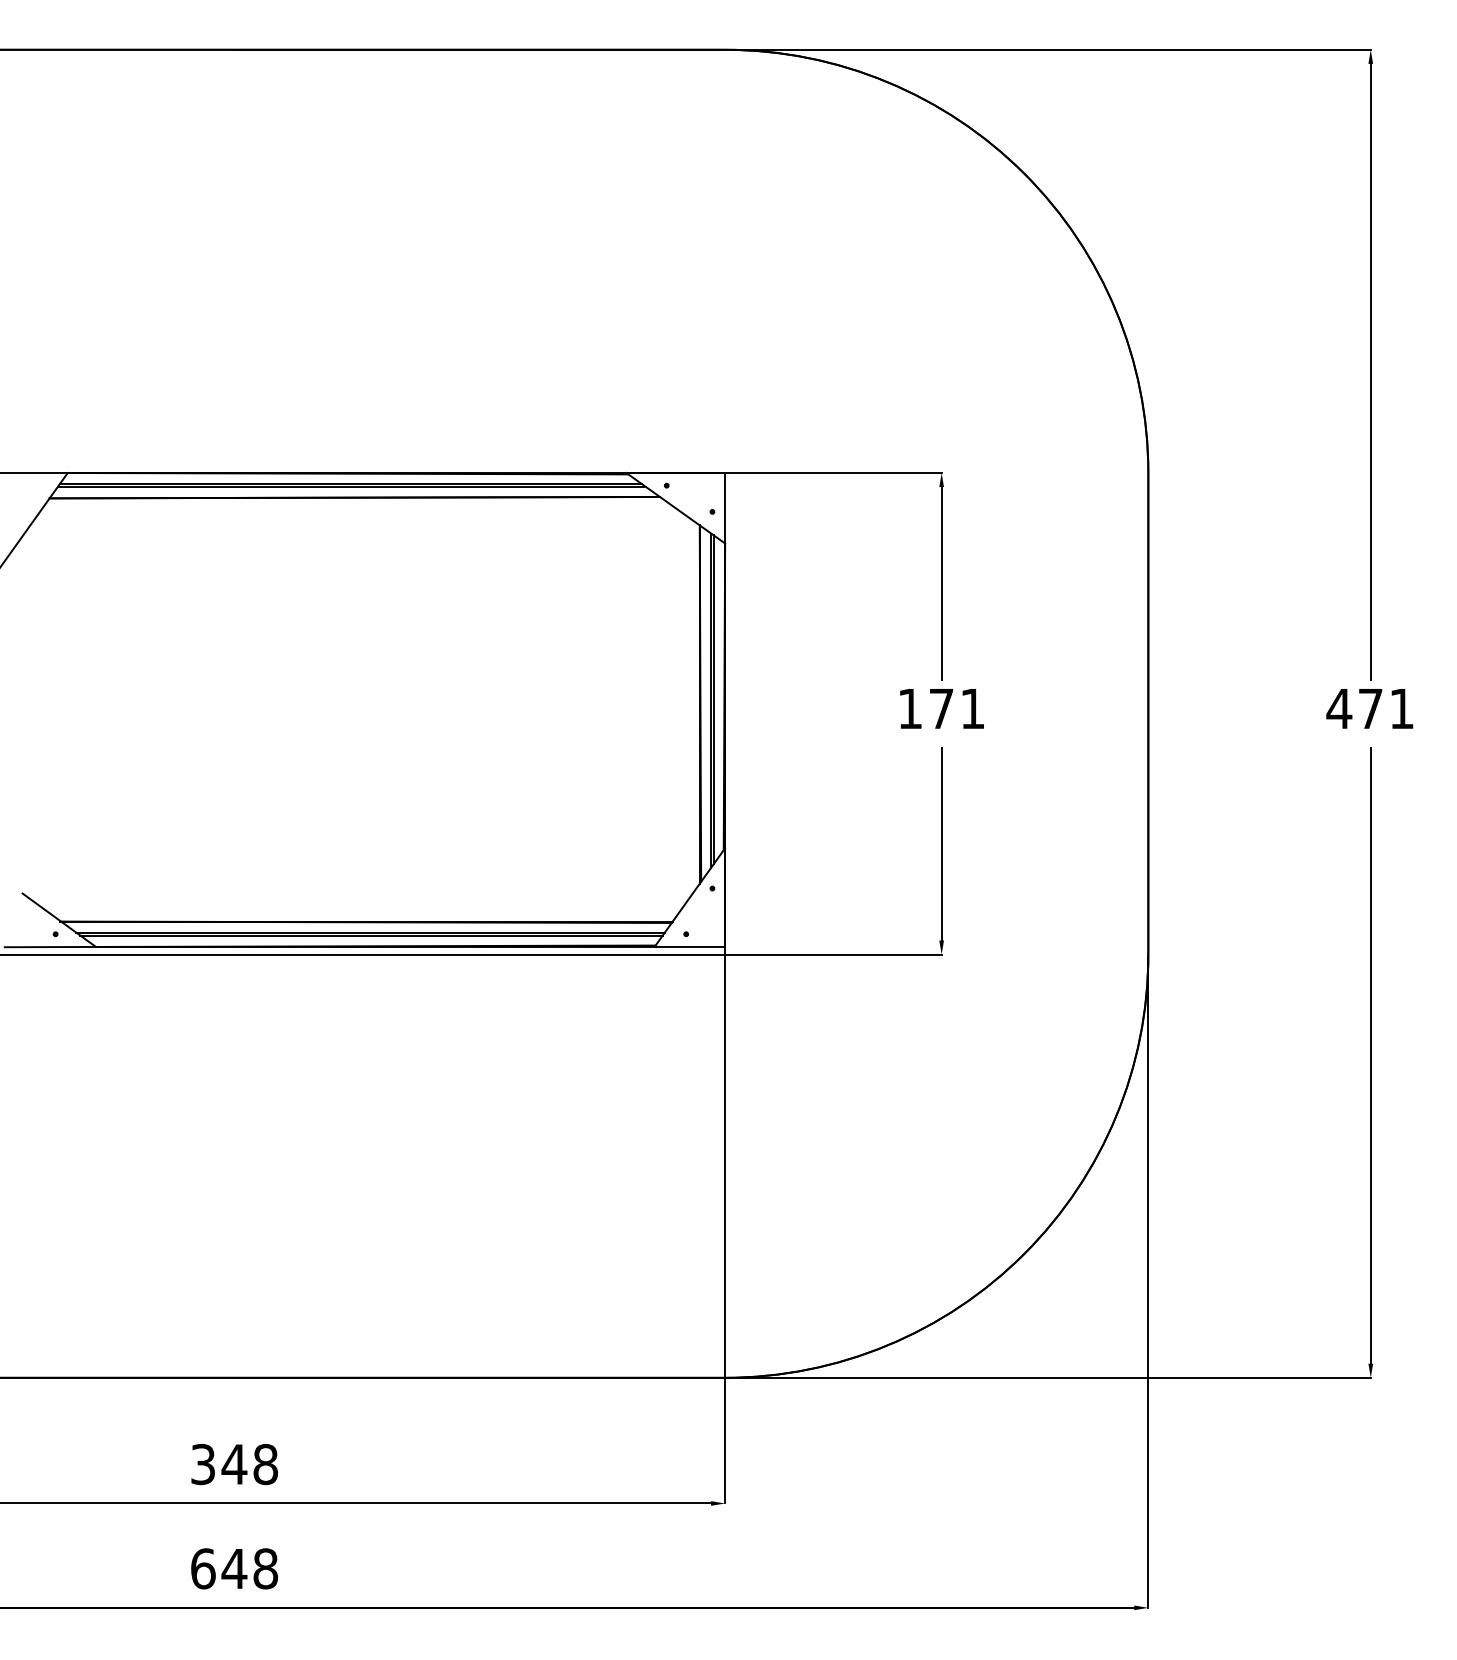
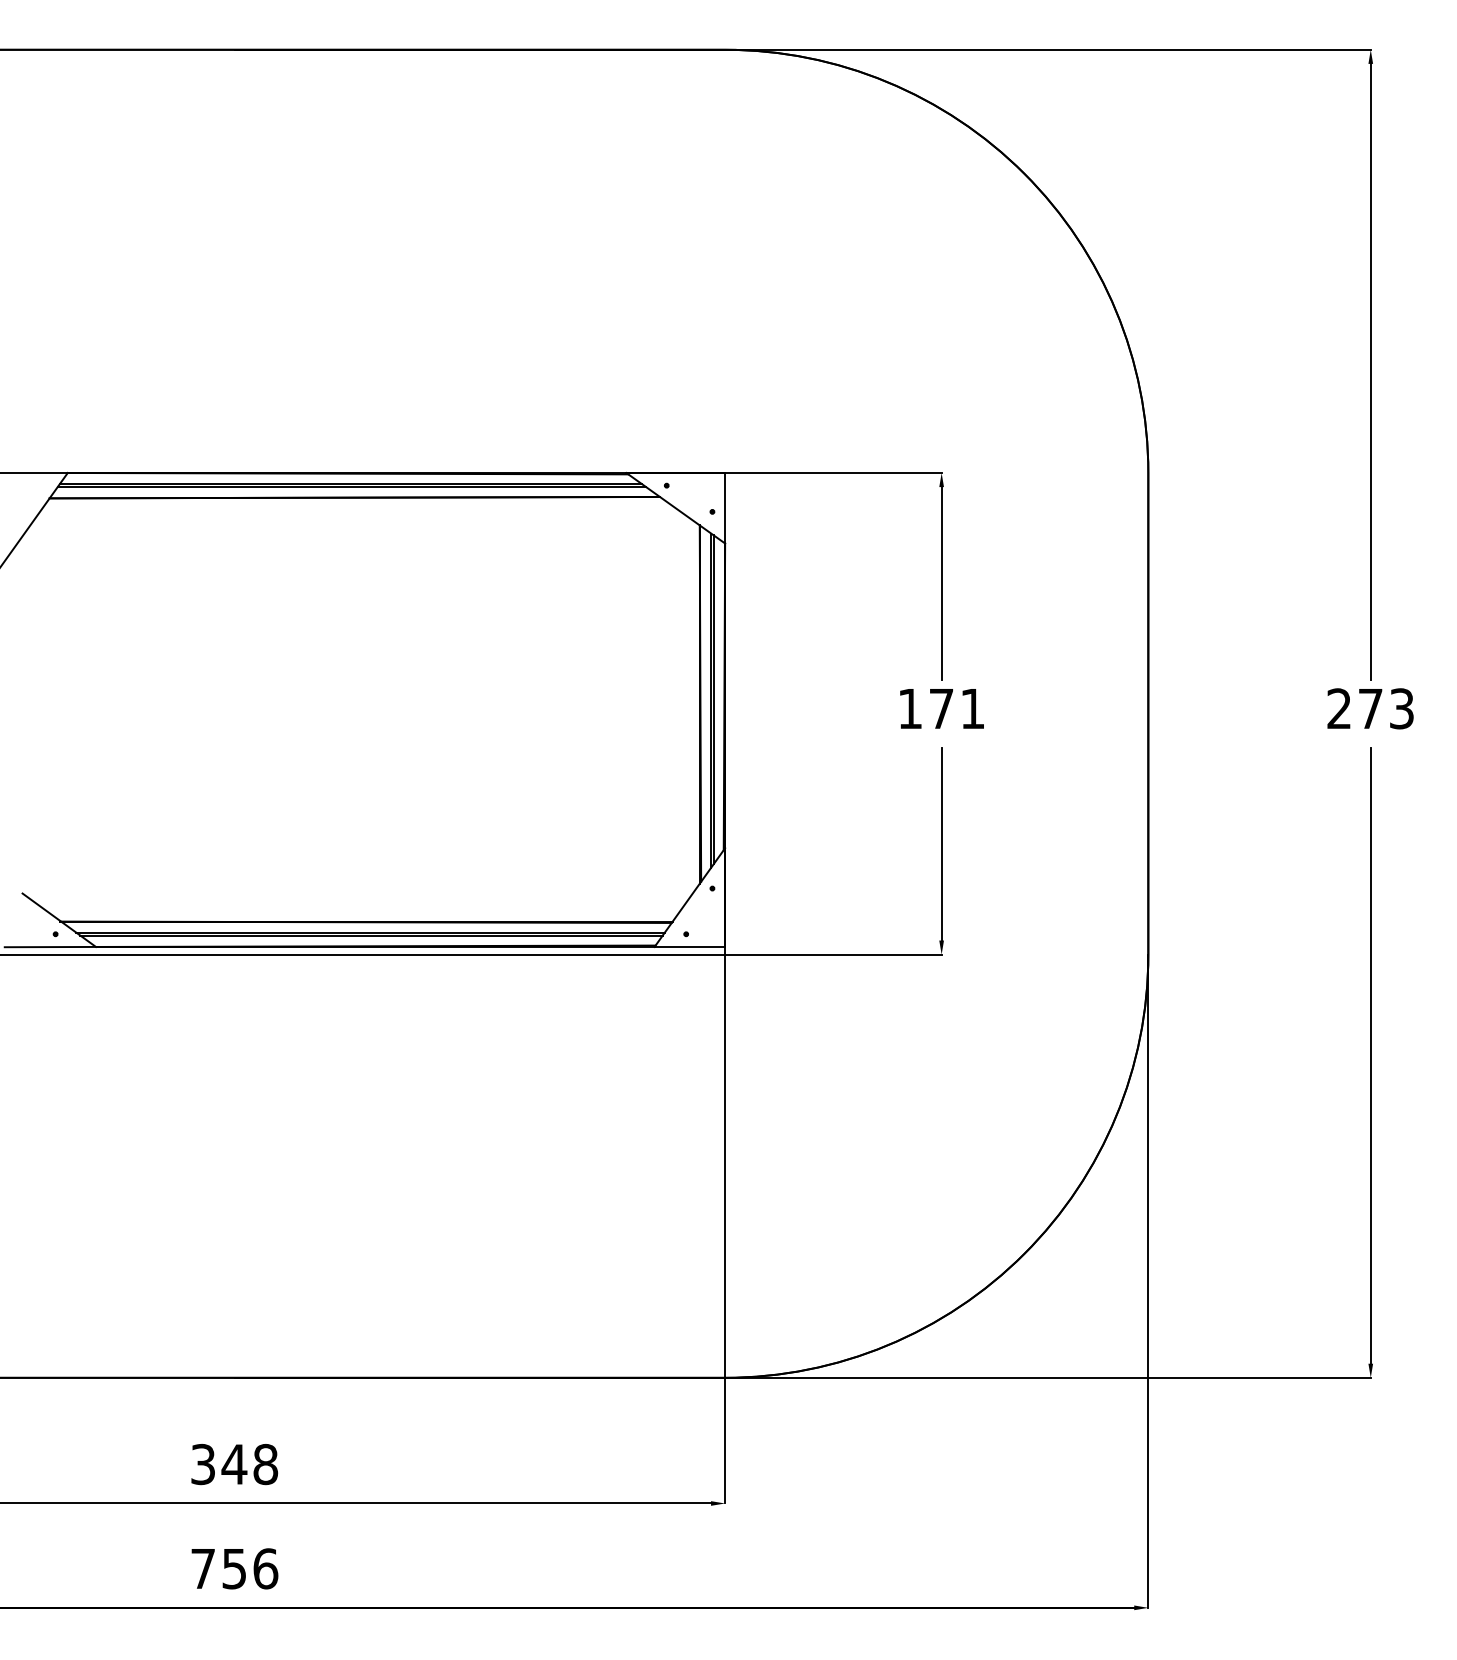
text: 471 -> 273 (1369, 708)
text: 648 -> 756 (234, 1568)
